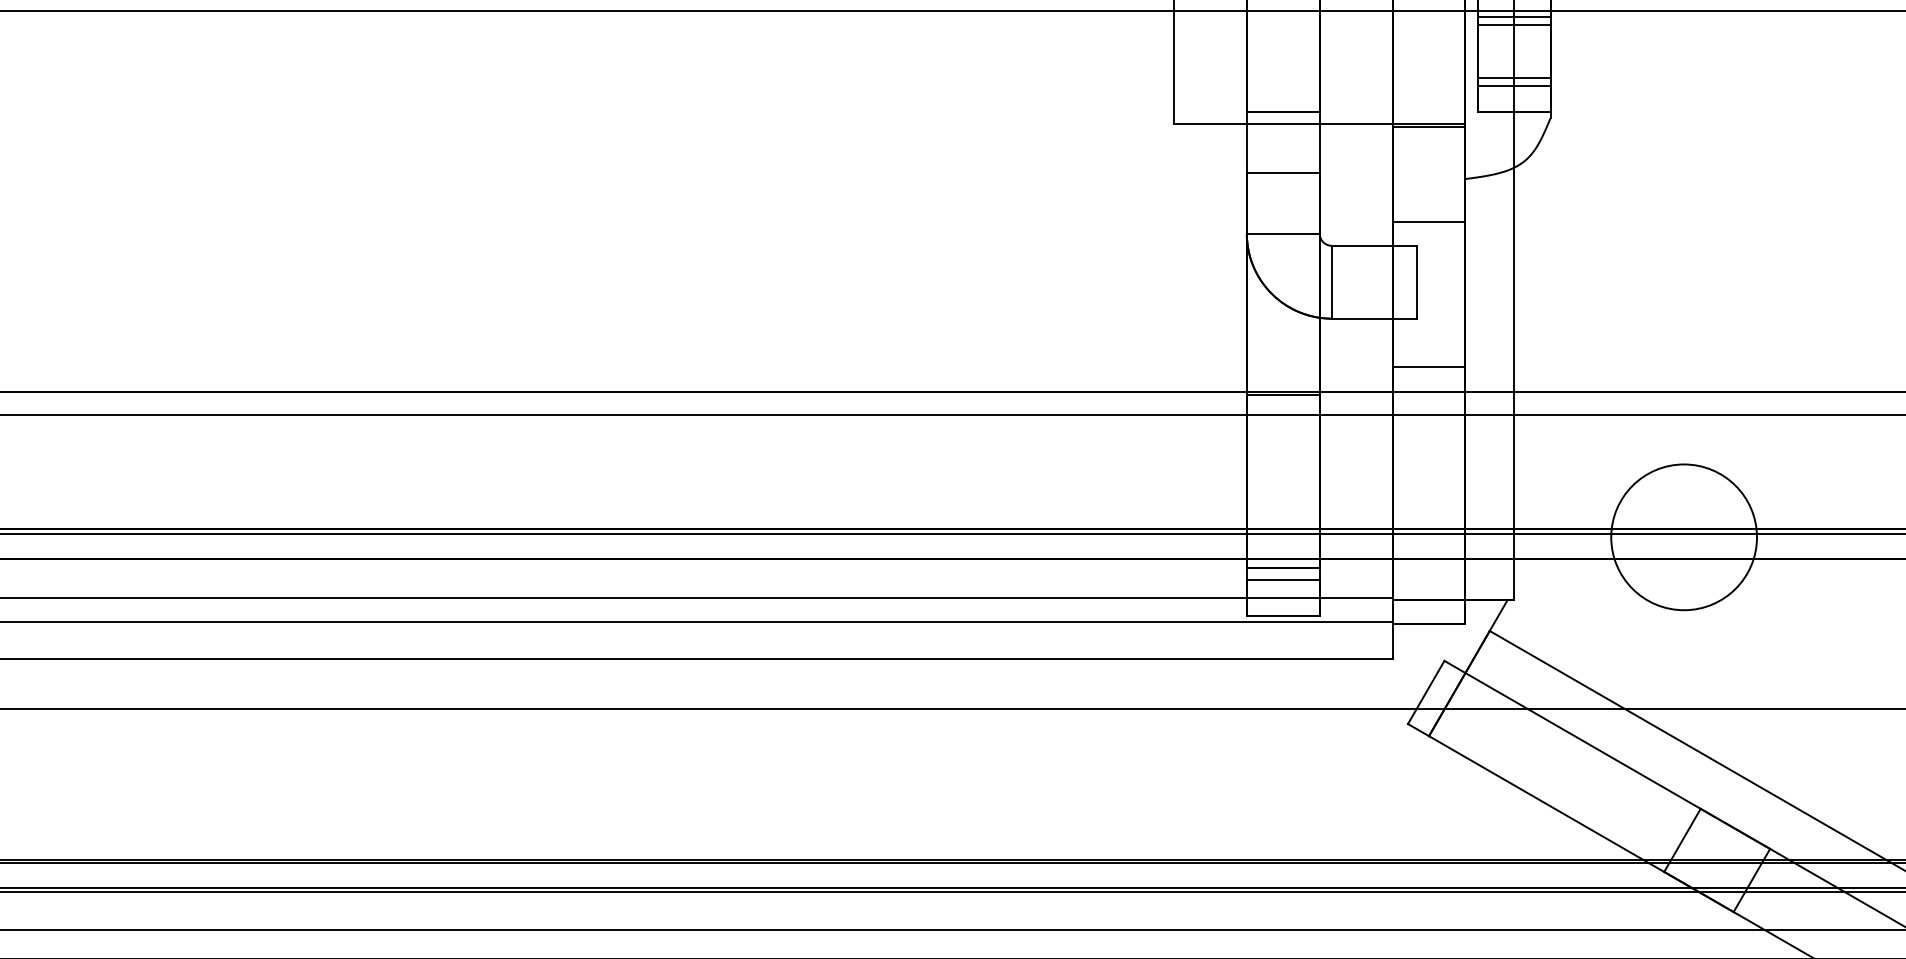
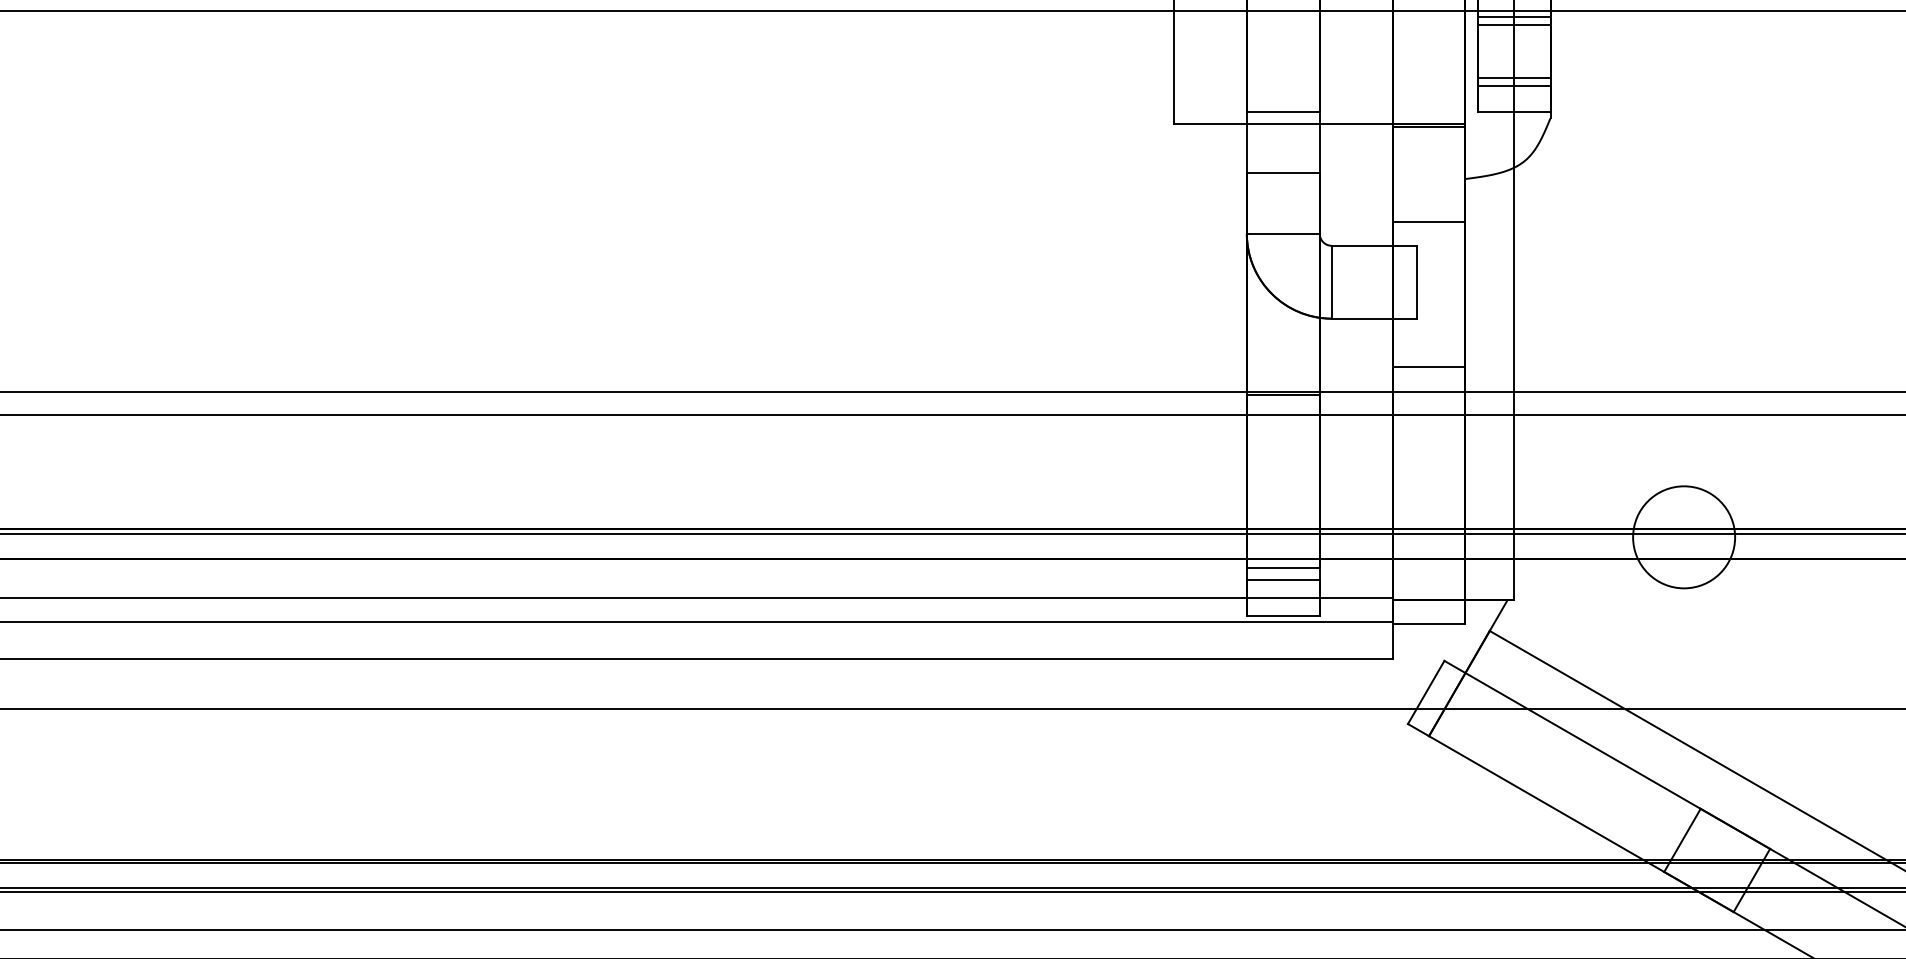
circle diameter: 146 px -> 102 px (1684, 537)
